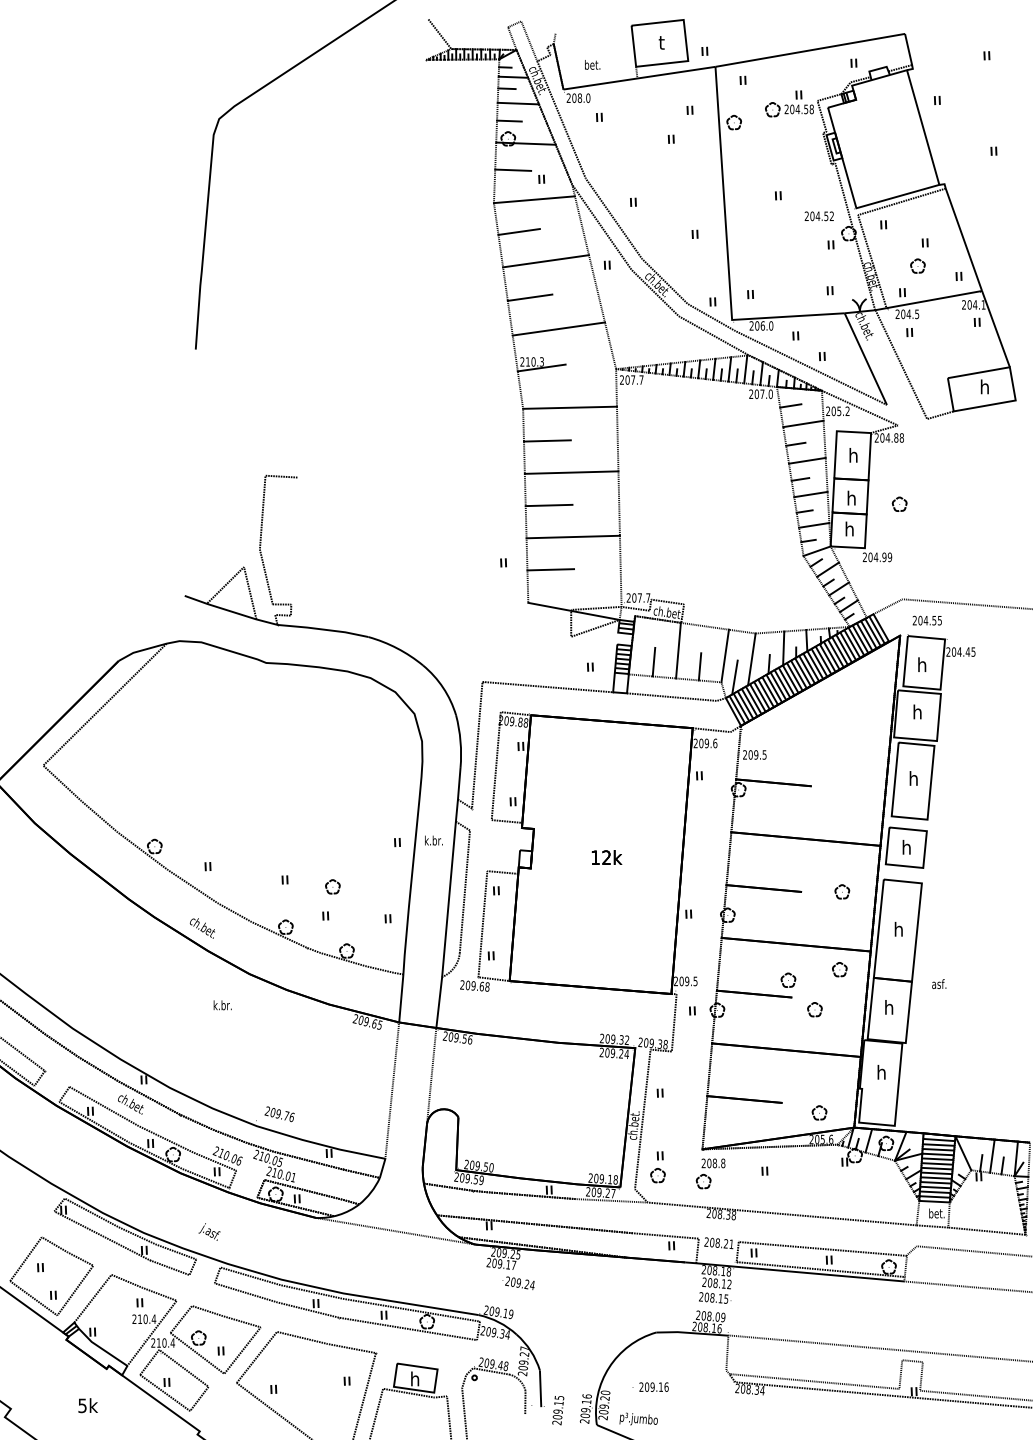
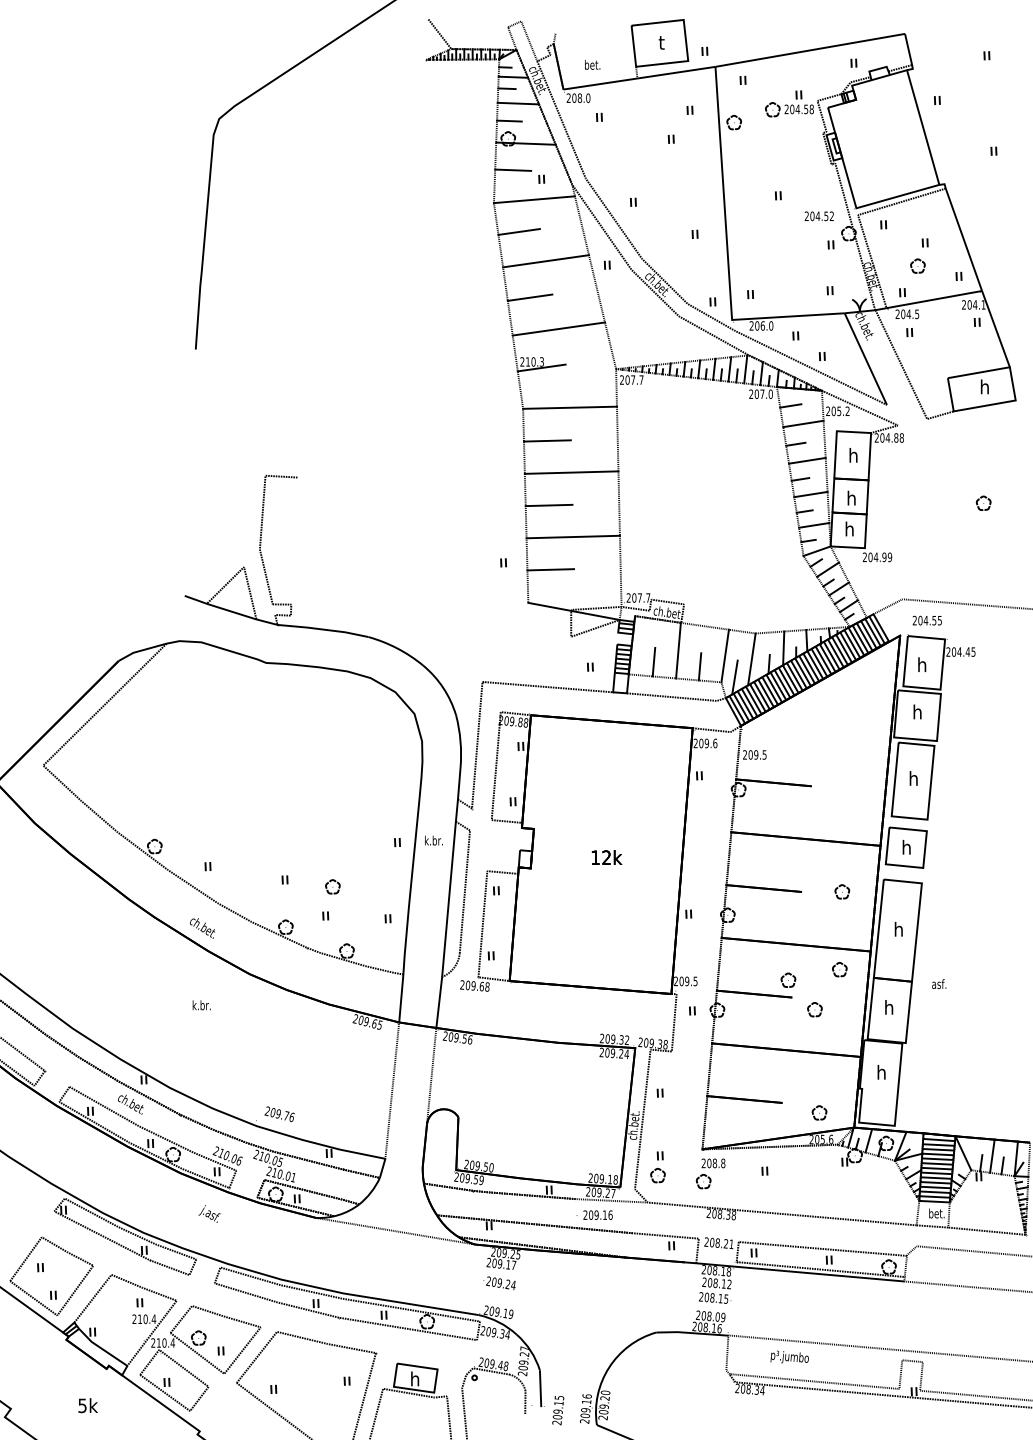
part position: (899, 503) -> (983, 502) (983, 502)
text position: (222, 1005) -> (201, 1005) (201, 1005)
text position: (209, 1231) -> (209, 1213) (209, 1213)
text position: (518, 1283) -> (499, 1283) (499, 1283)
text position: (650, 1386) -> (594, 1214) (594, 1214)
text position: (638, 1418) -> (789, 1356) (789, 1356)
